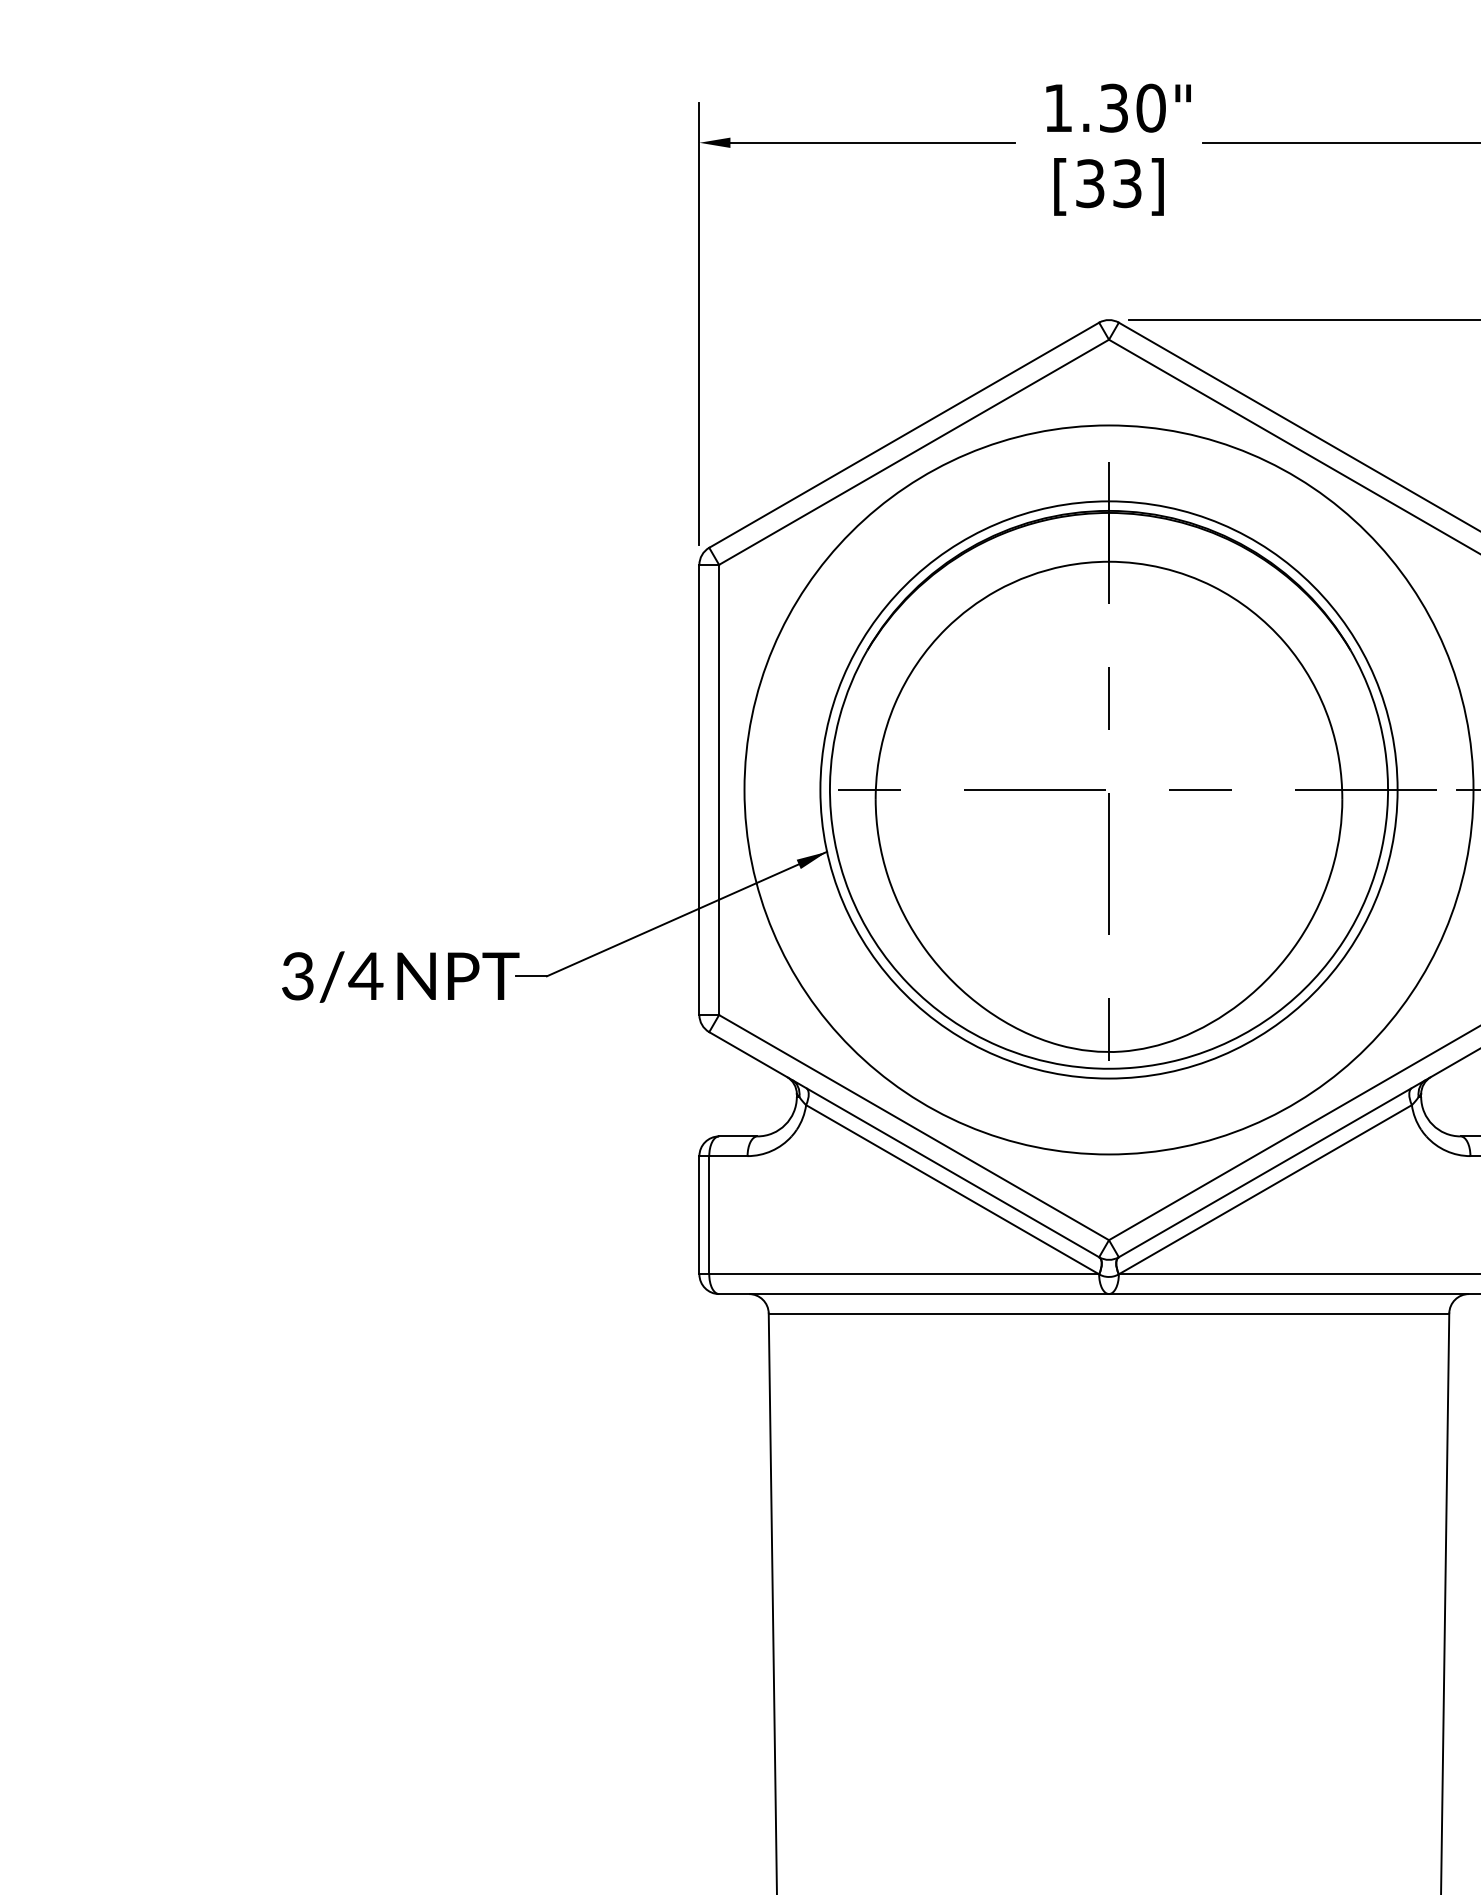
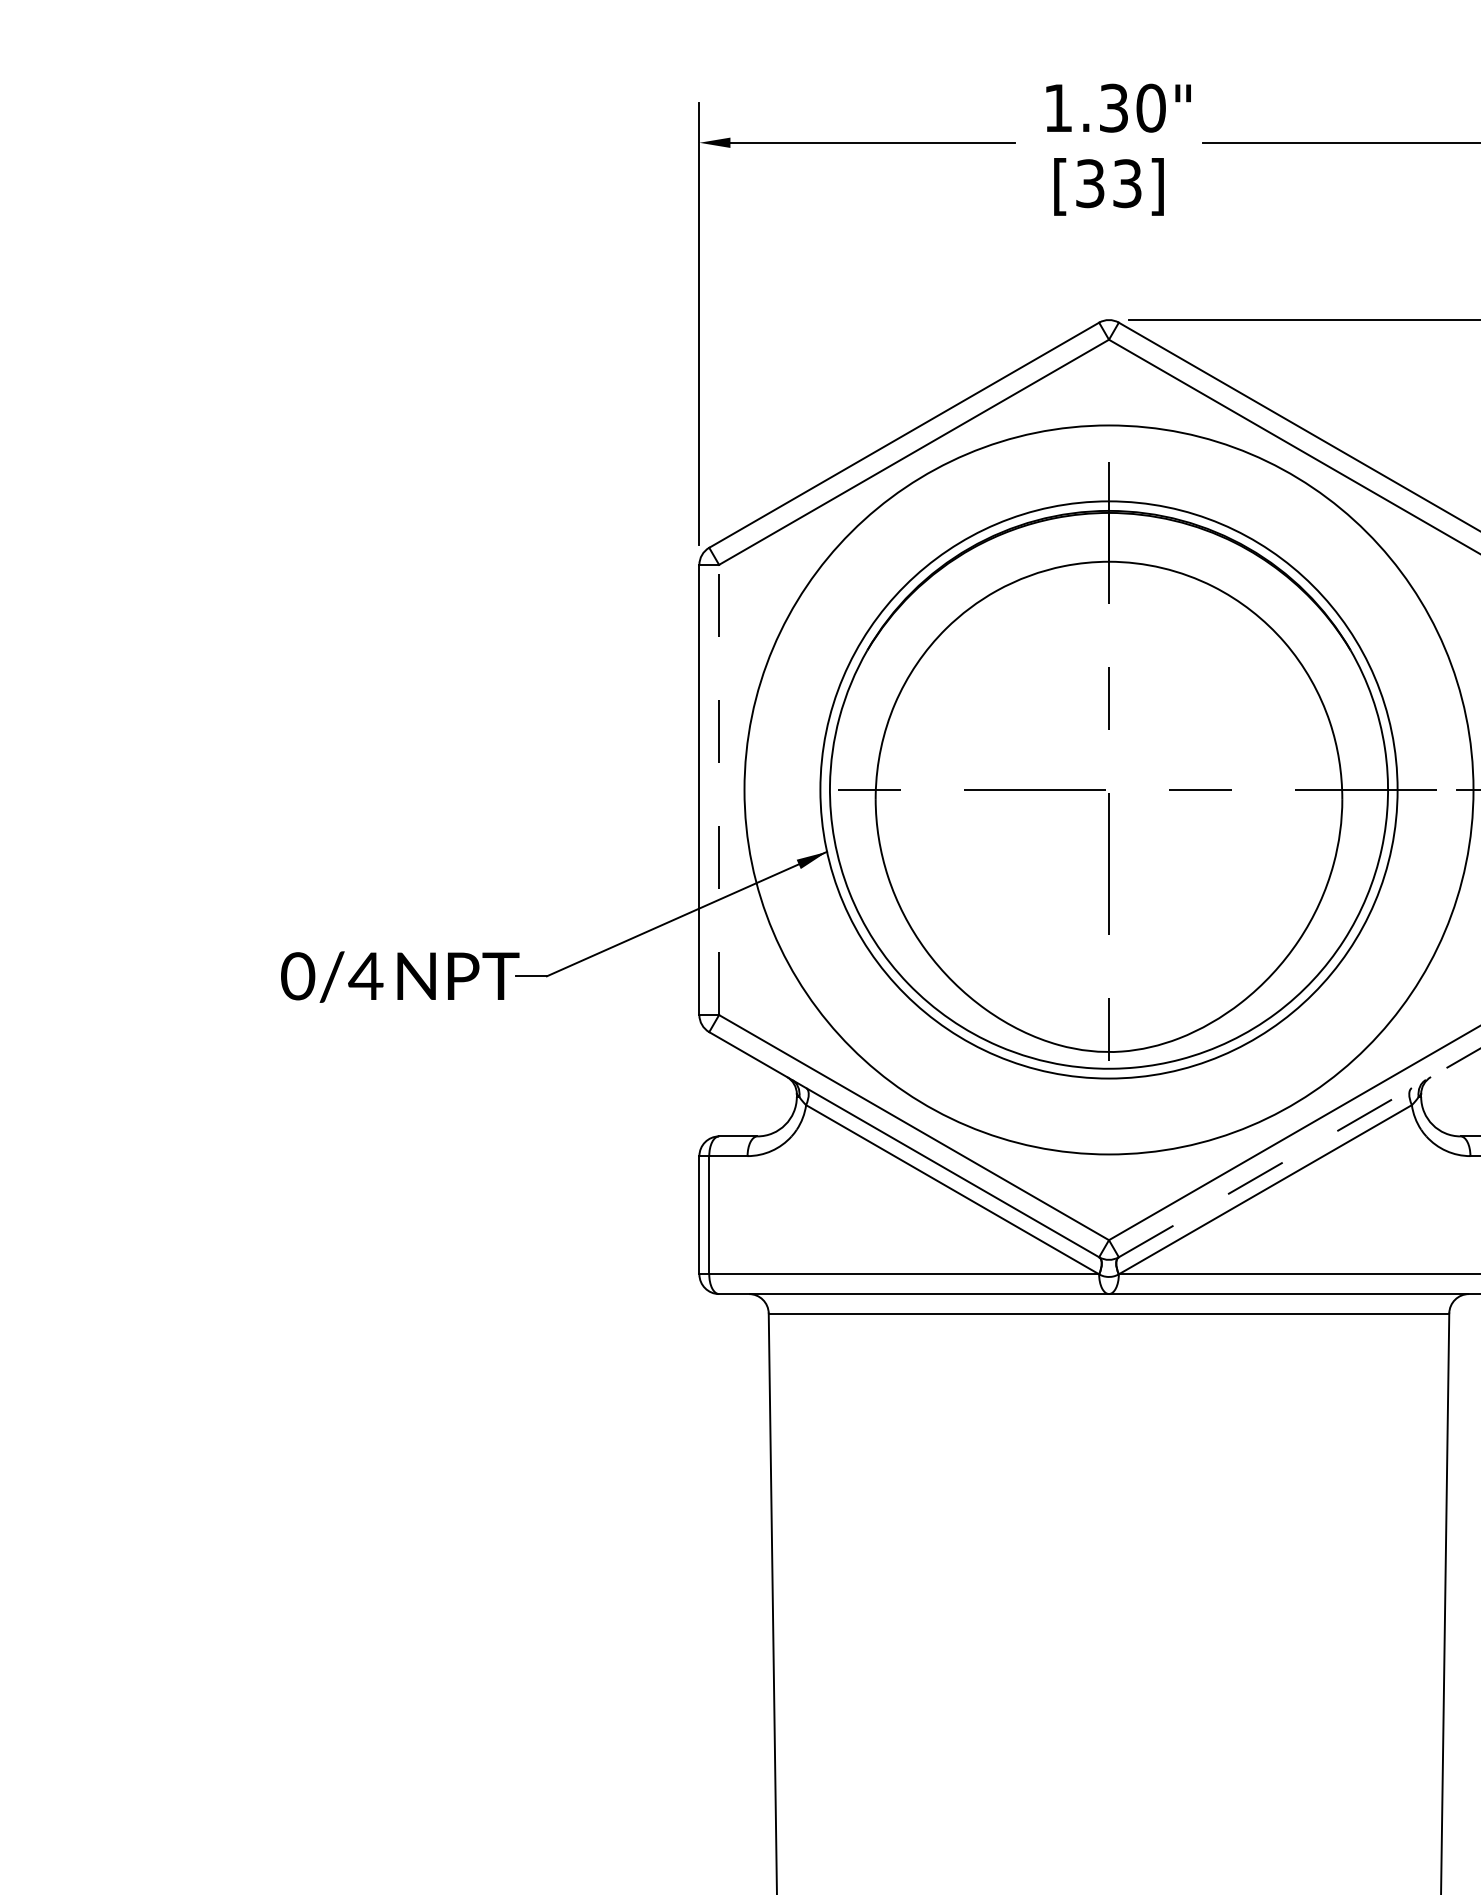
line: solid -> dashed (719, 789)
text: 3/4 -> 0/4 (298, 976)
line: solid -> dashed (1299, 1152)
